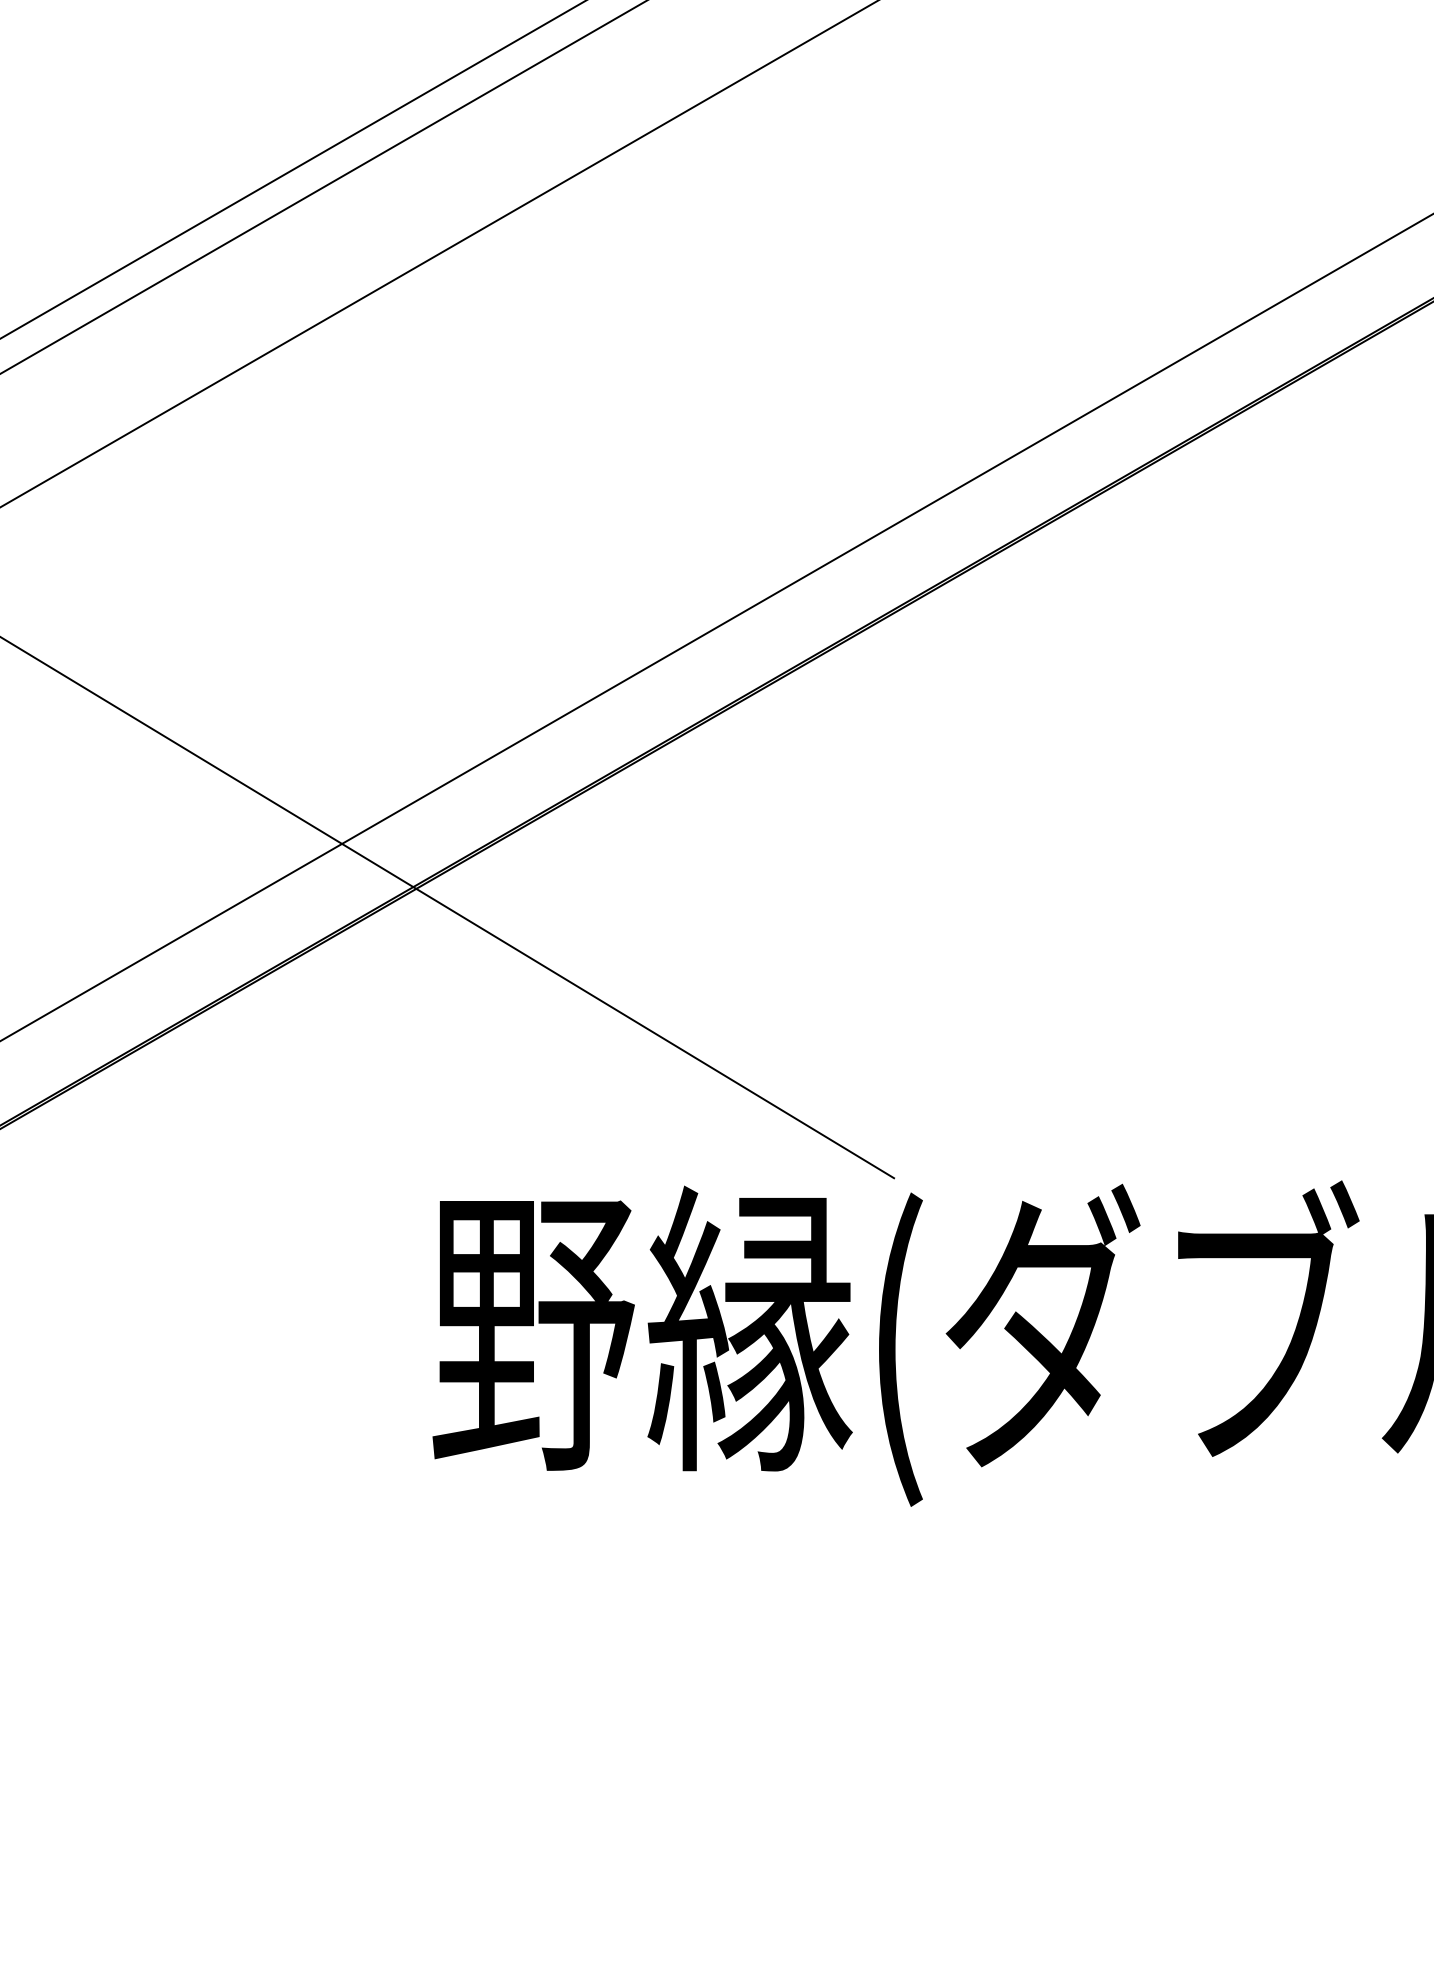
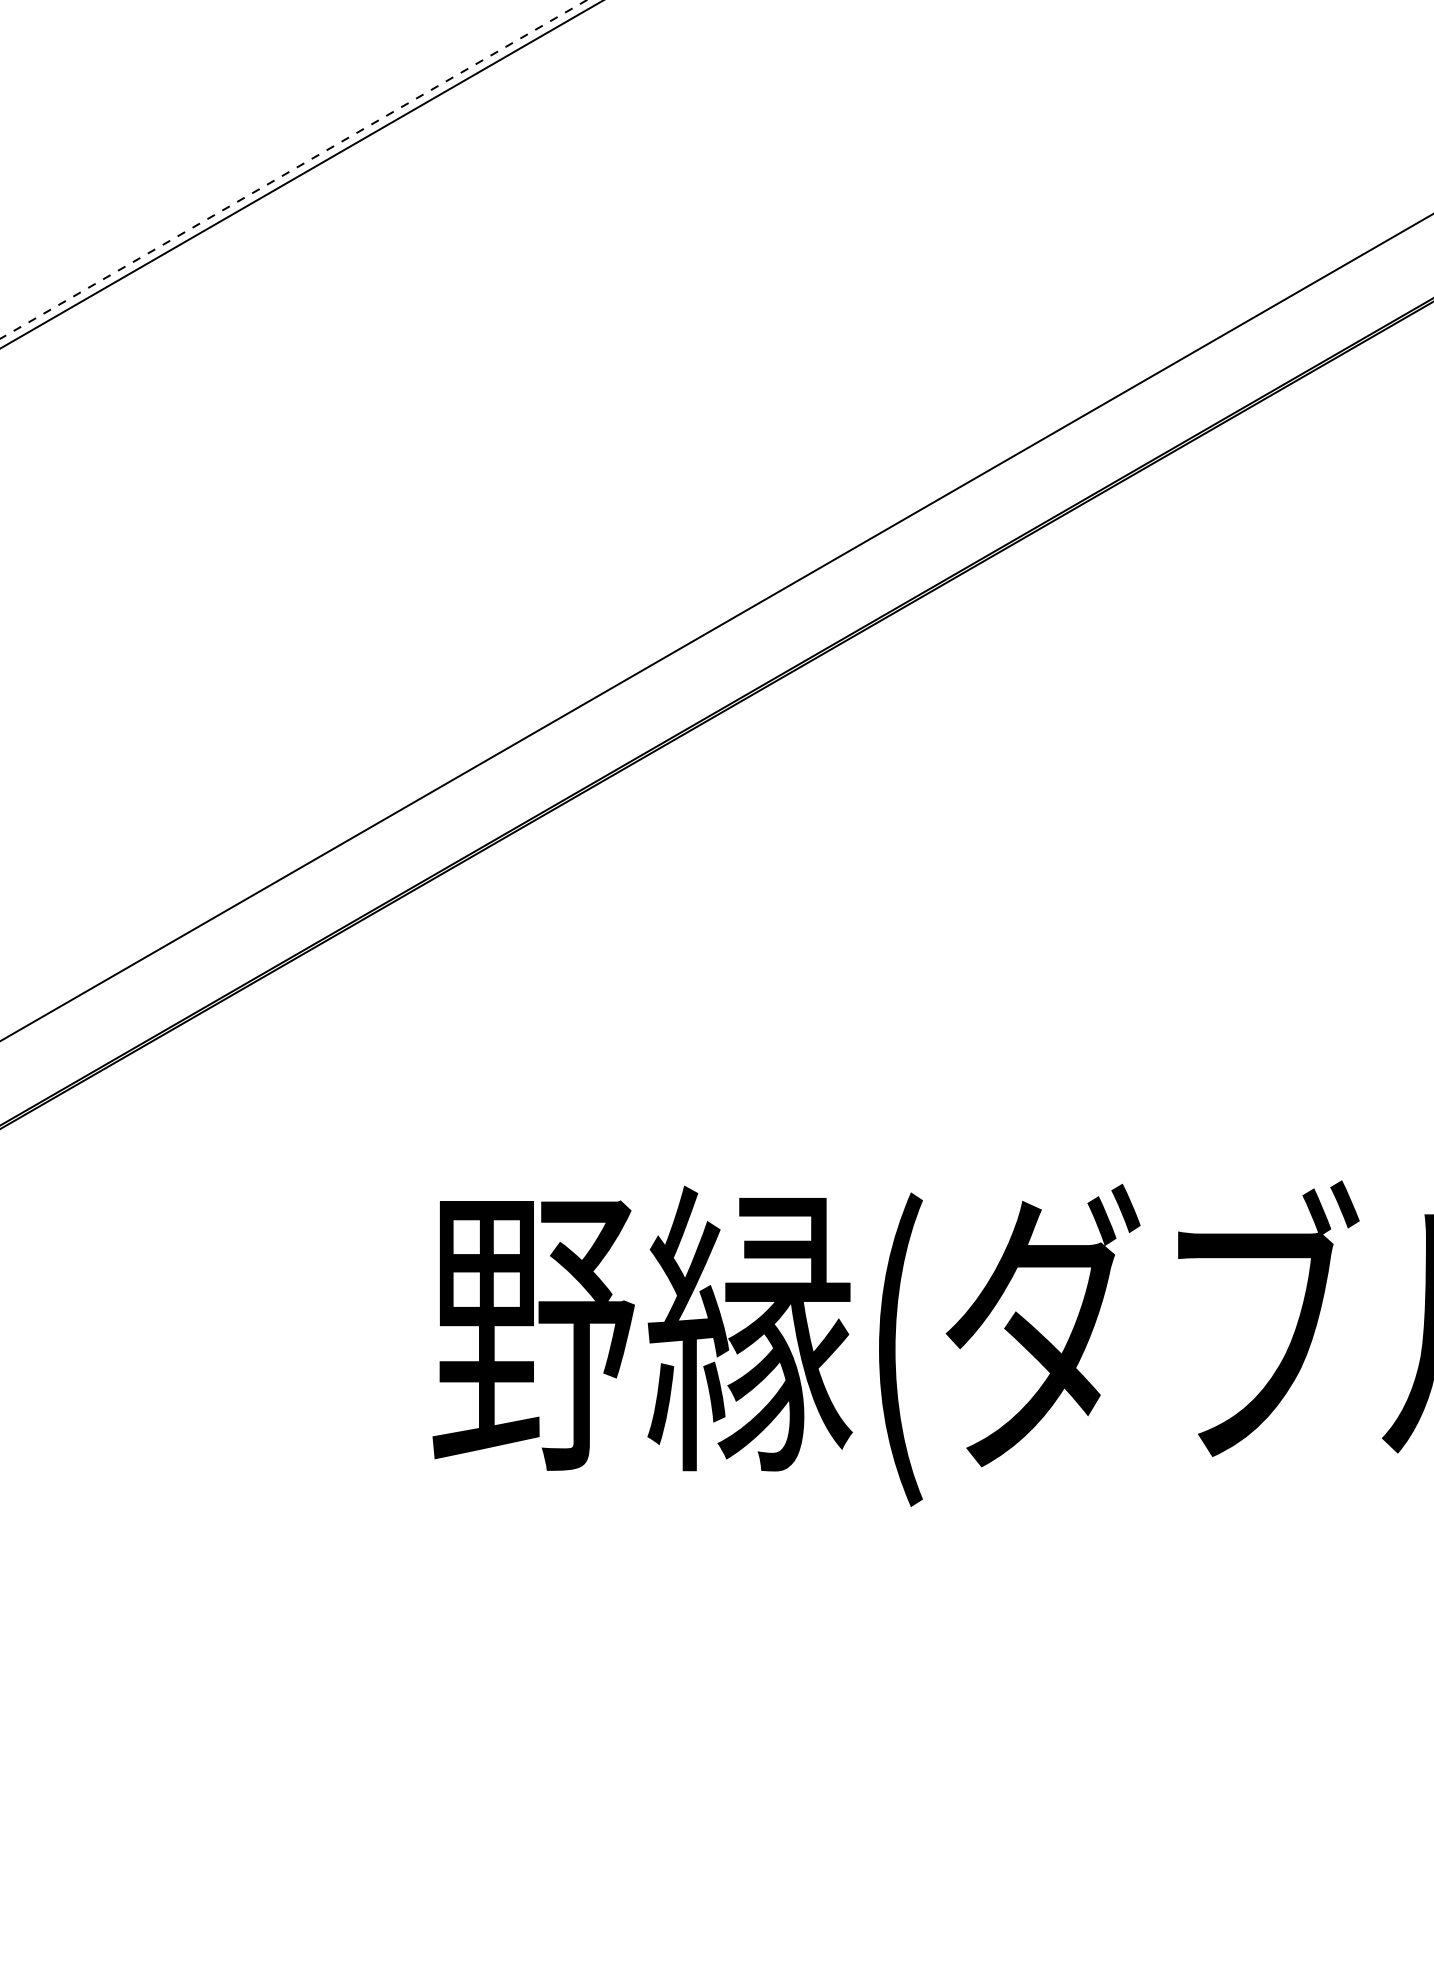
line: solid -> dashed (294, 169)
line position: (322, 187) -> (301, 174) (301, 174)
line: present -> none (438, 254)
line: present -> none (448, 908)
